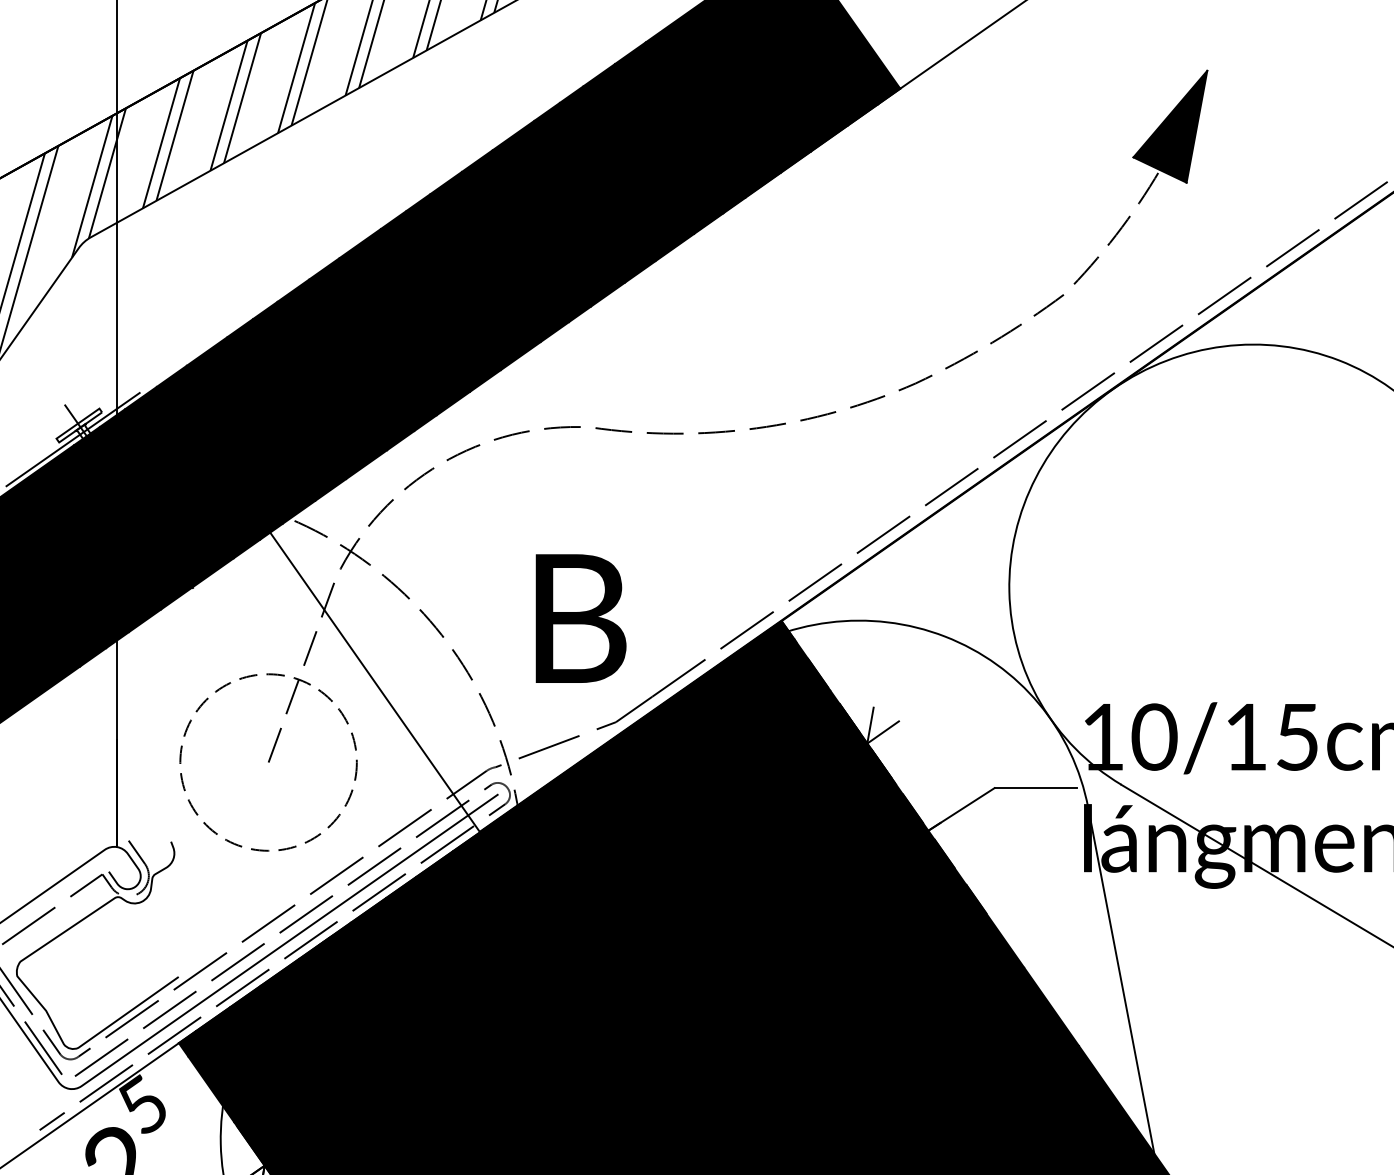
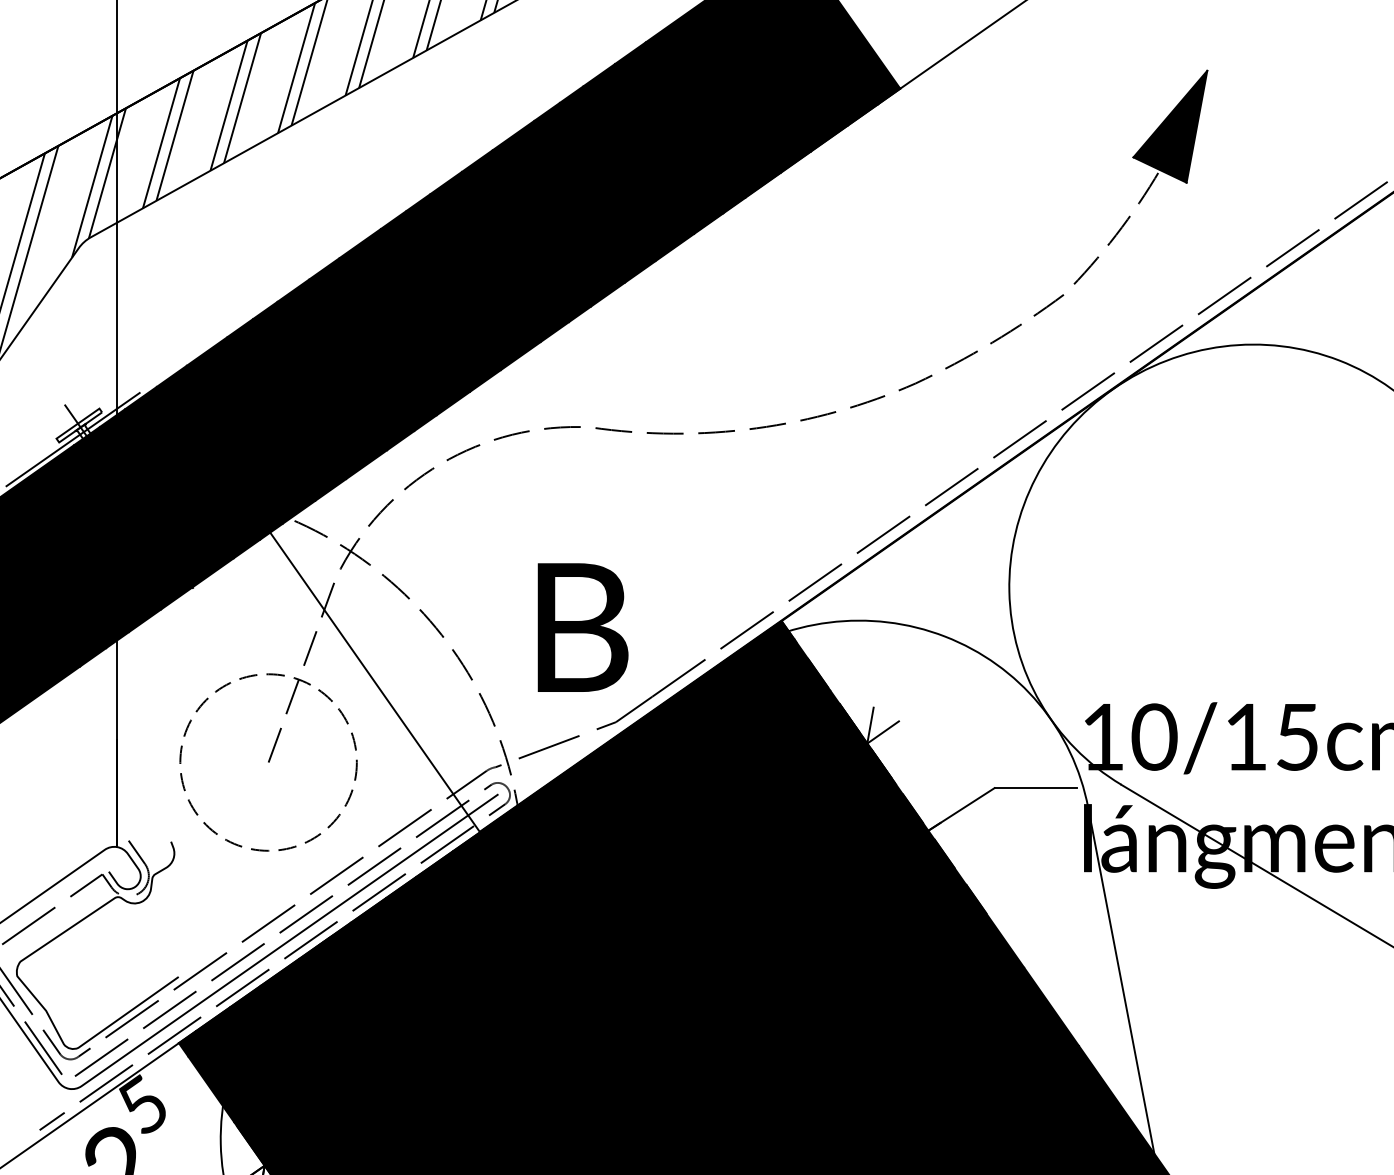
text position: (580, 618) -> (582, 627) (582, 627)
